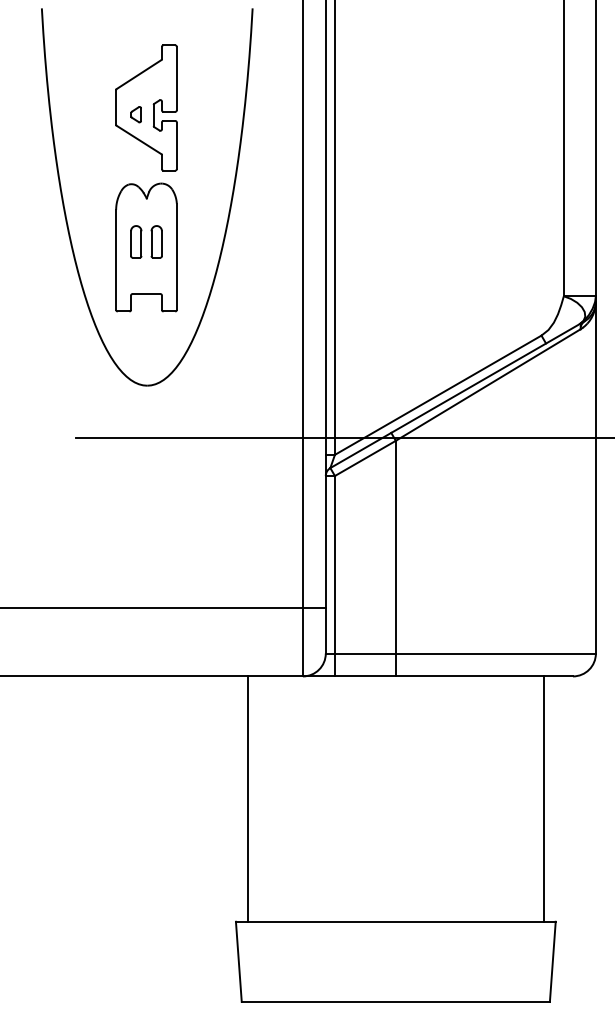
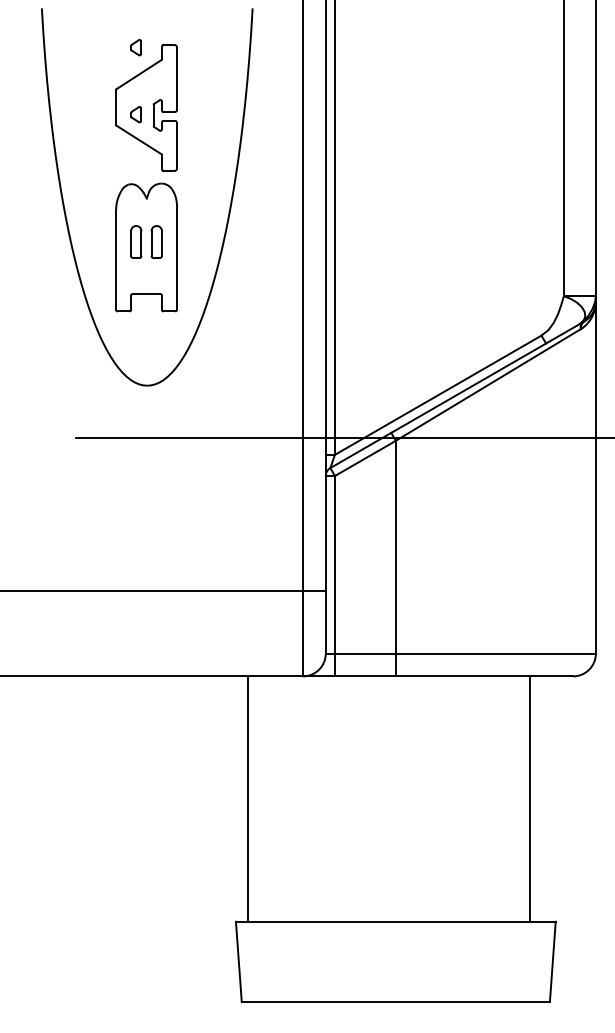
part: none -> present (135, 47)
line position: (163, 607) -> (163, 590) (163, 590)
line position: (544, 798) -> (530, 798) (530, 798)
